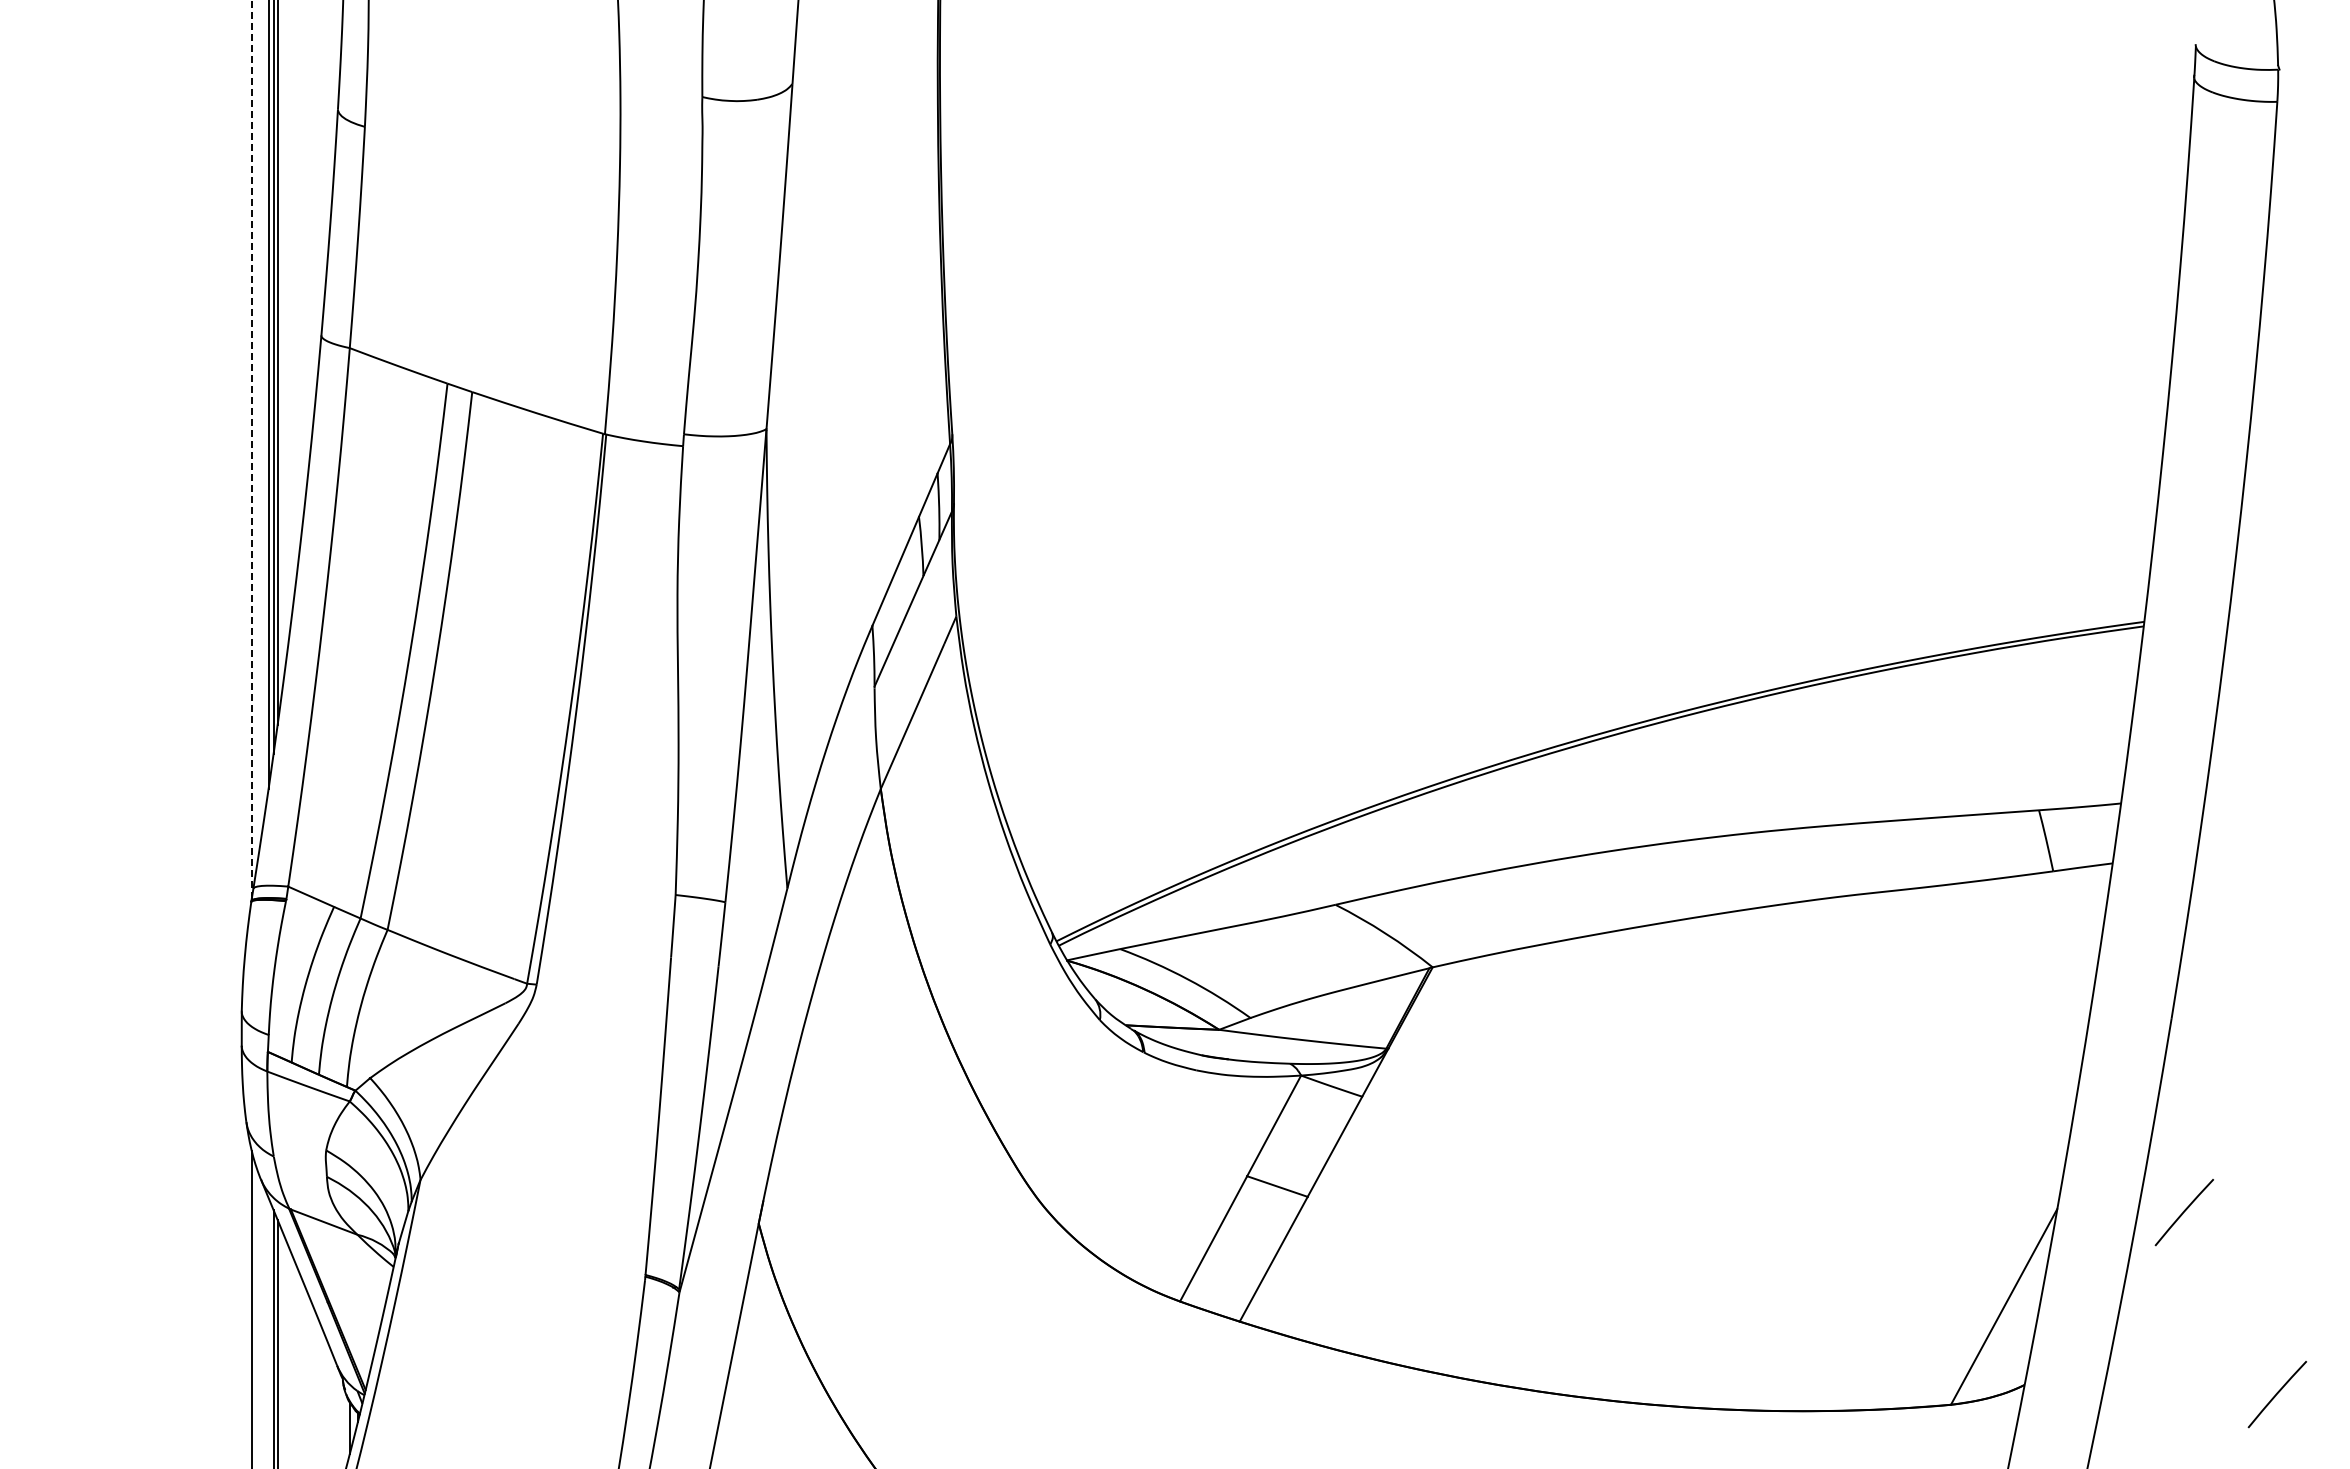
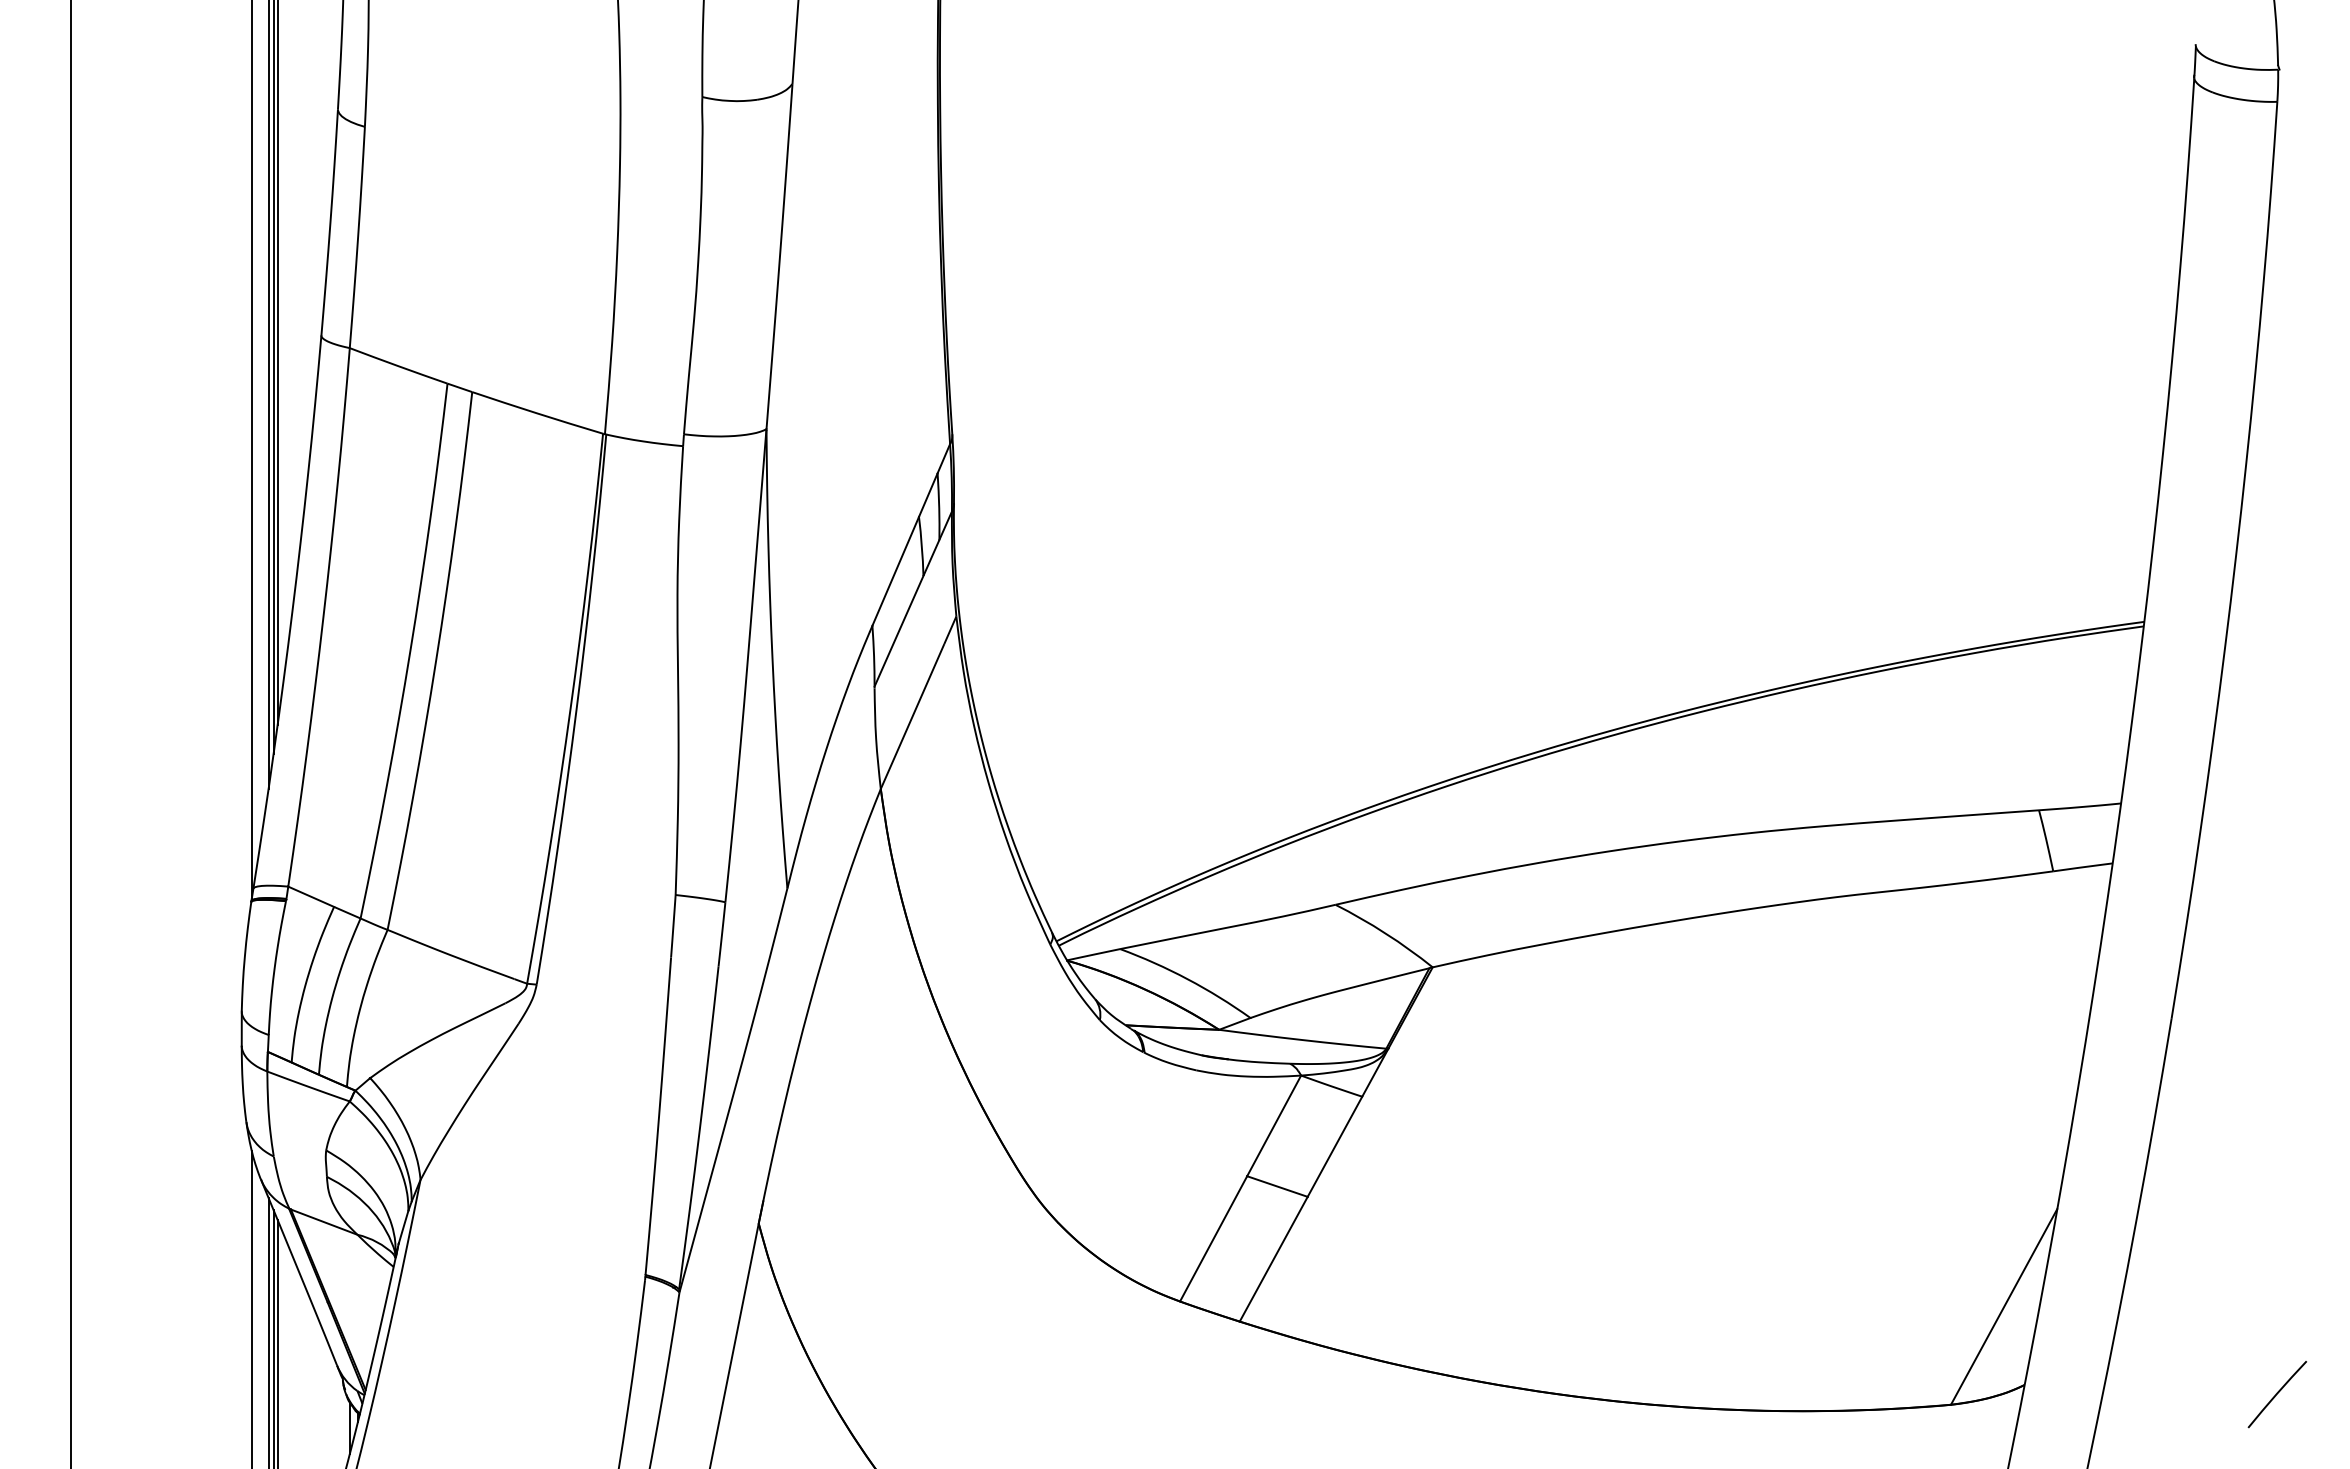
line: dashed -> solid (251, 449)
line: none -> present (70, 733)
line: present -> none (2183, 1212)
line: none -> present (268, 1331)
